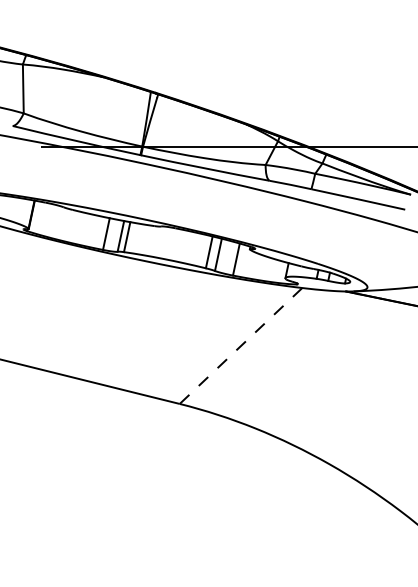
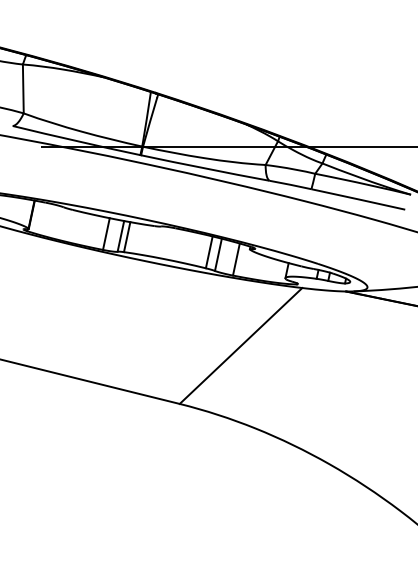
line: dashed -> solid (240, 346)
